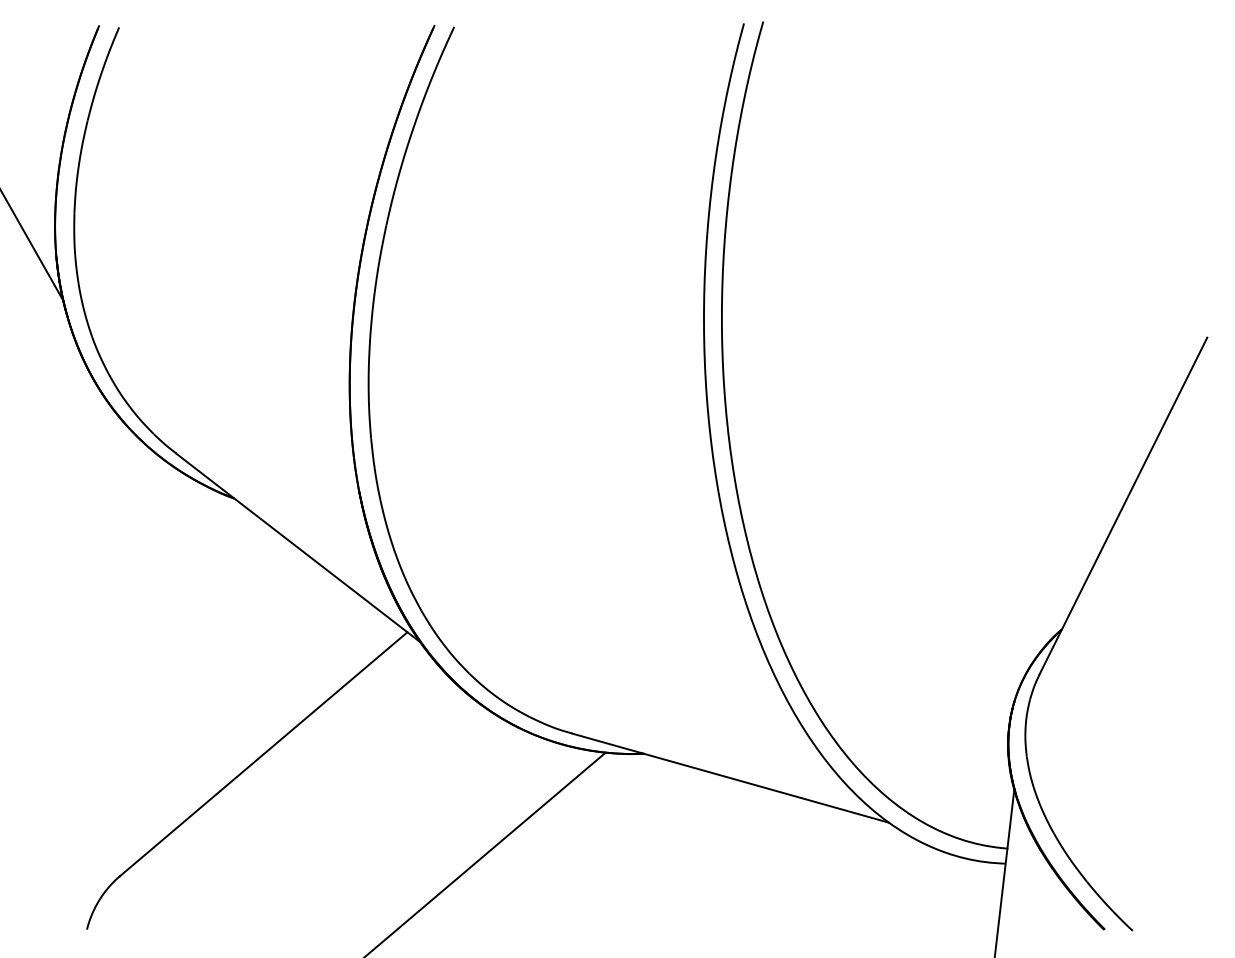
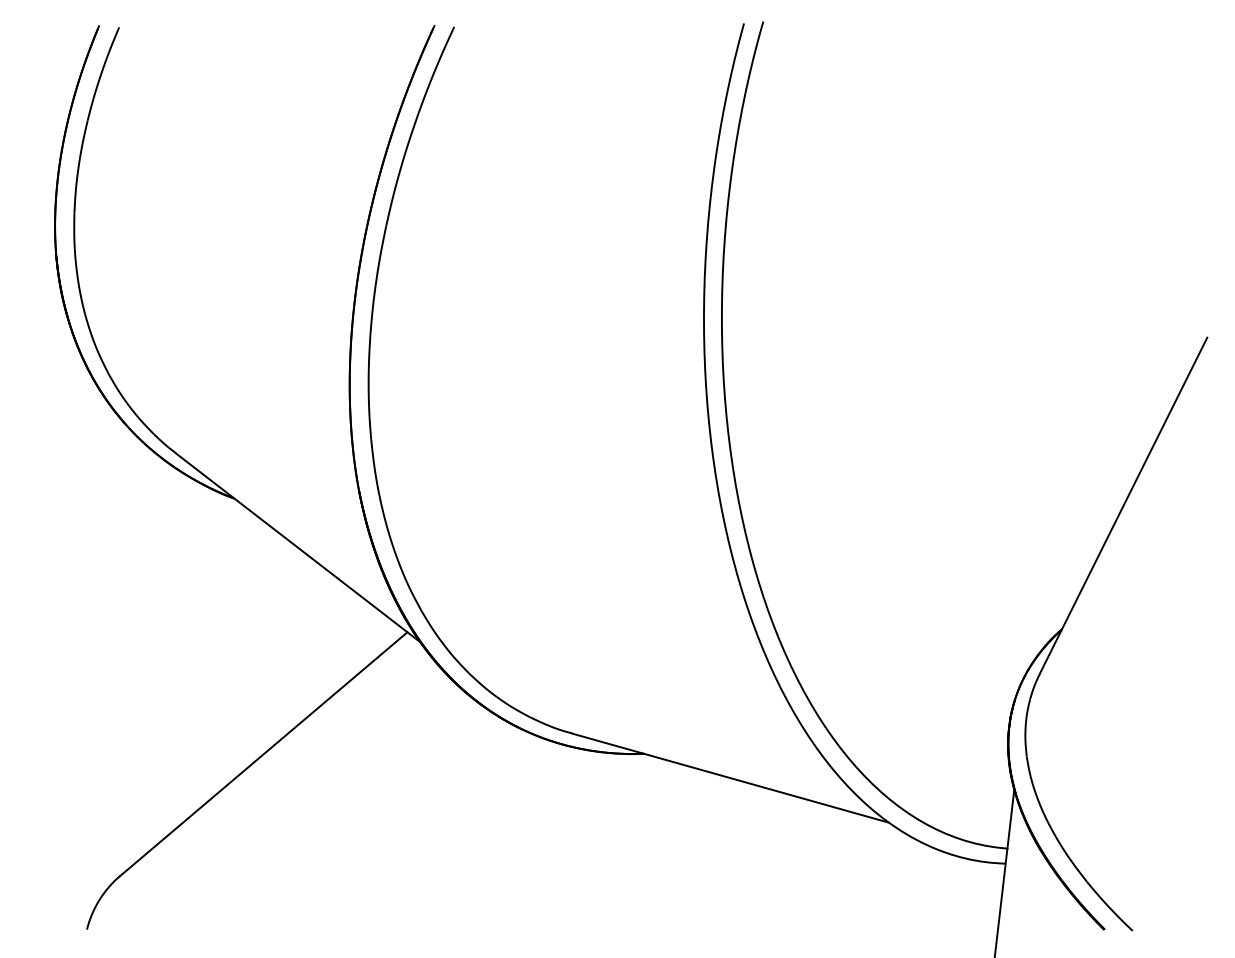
line: present -> none (32, 246)
line: present -> none (486, 853)
